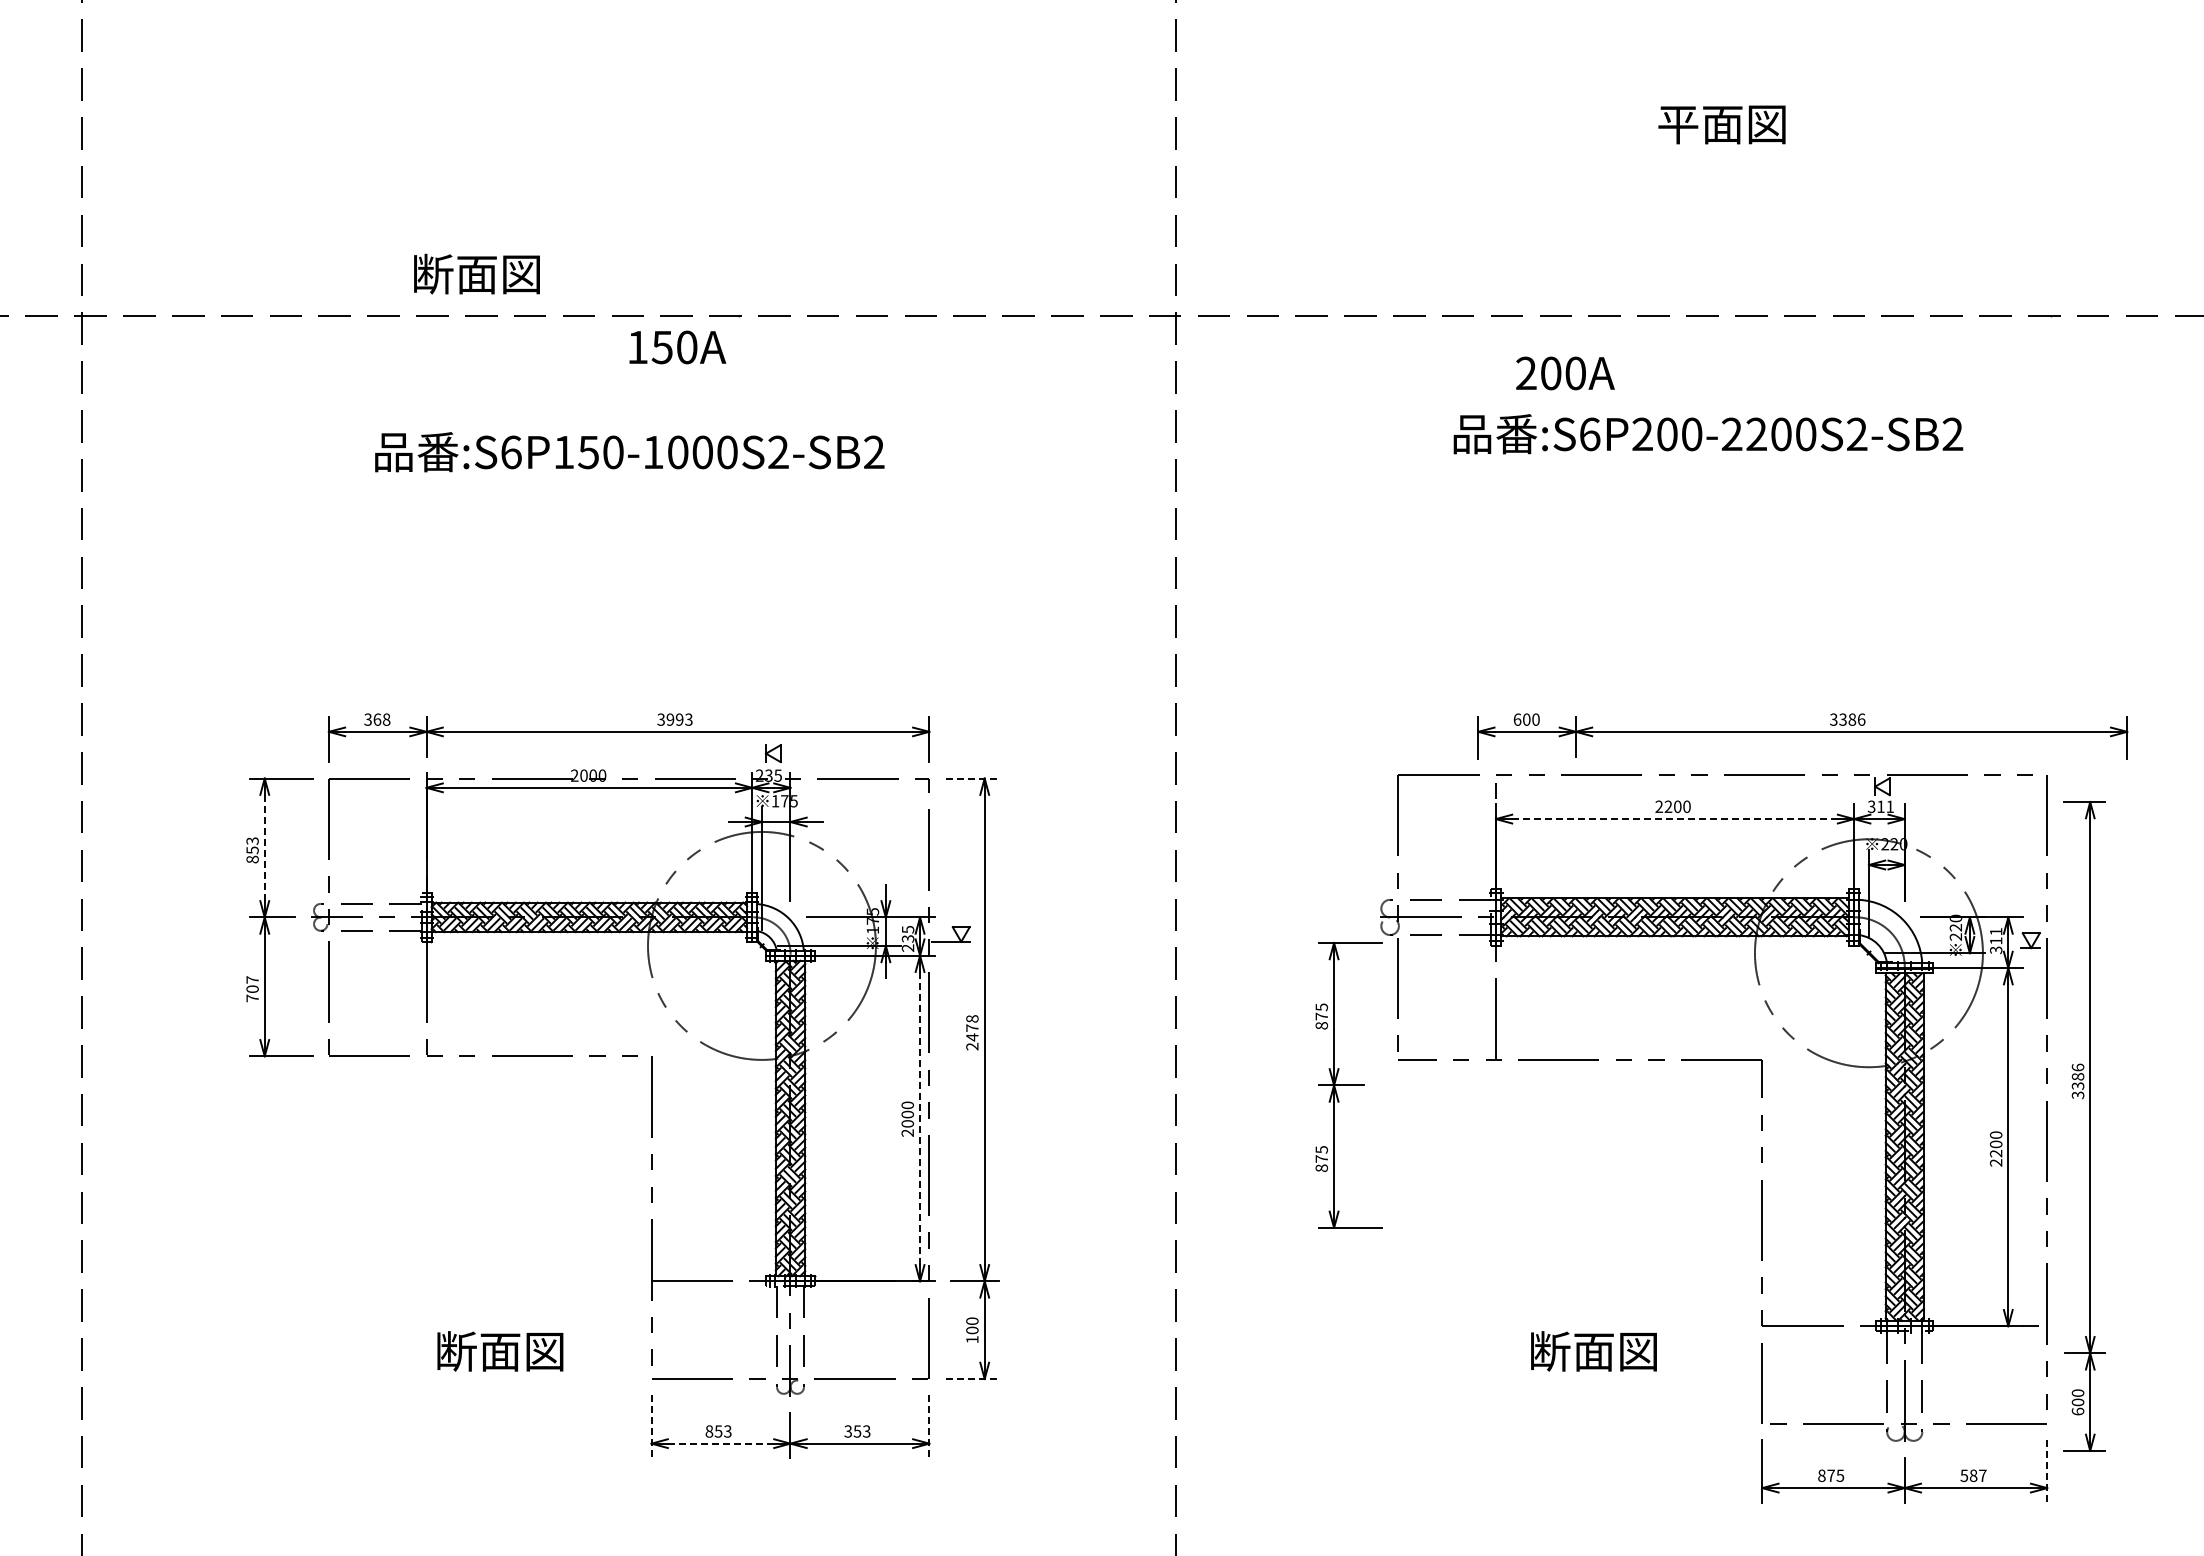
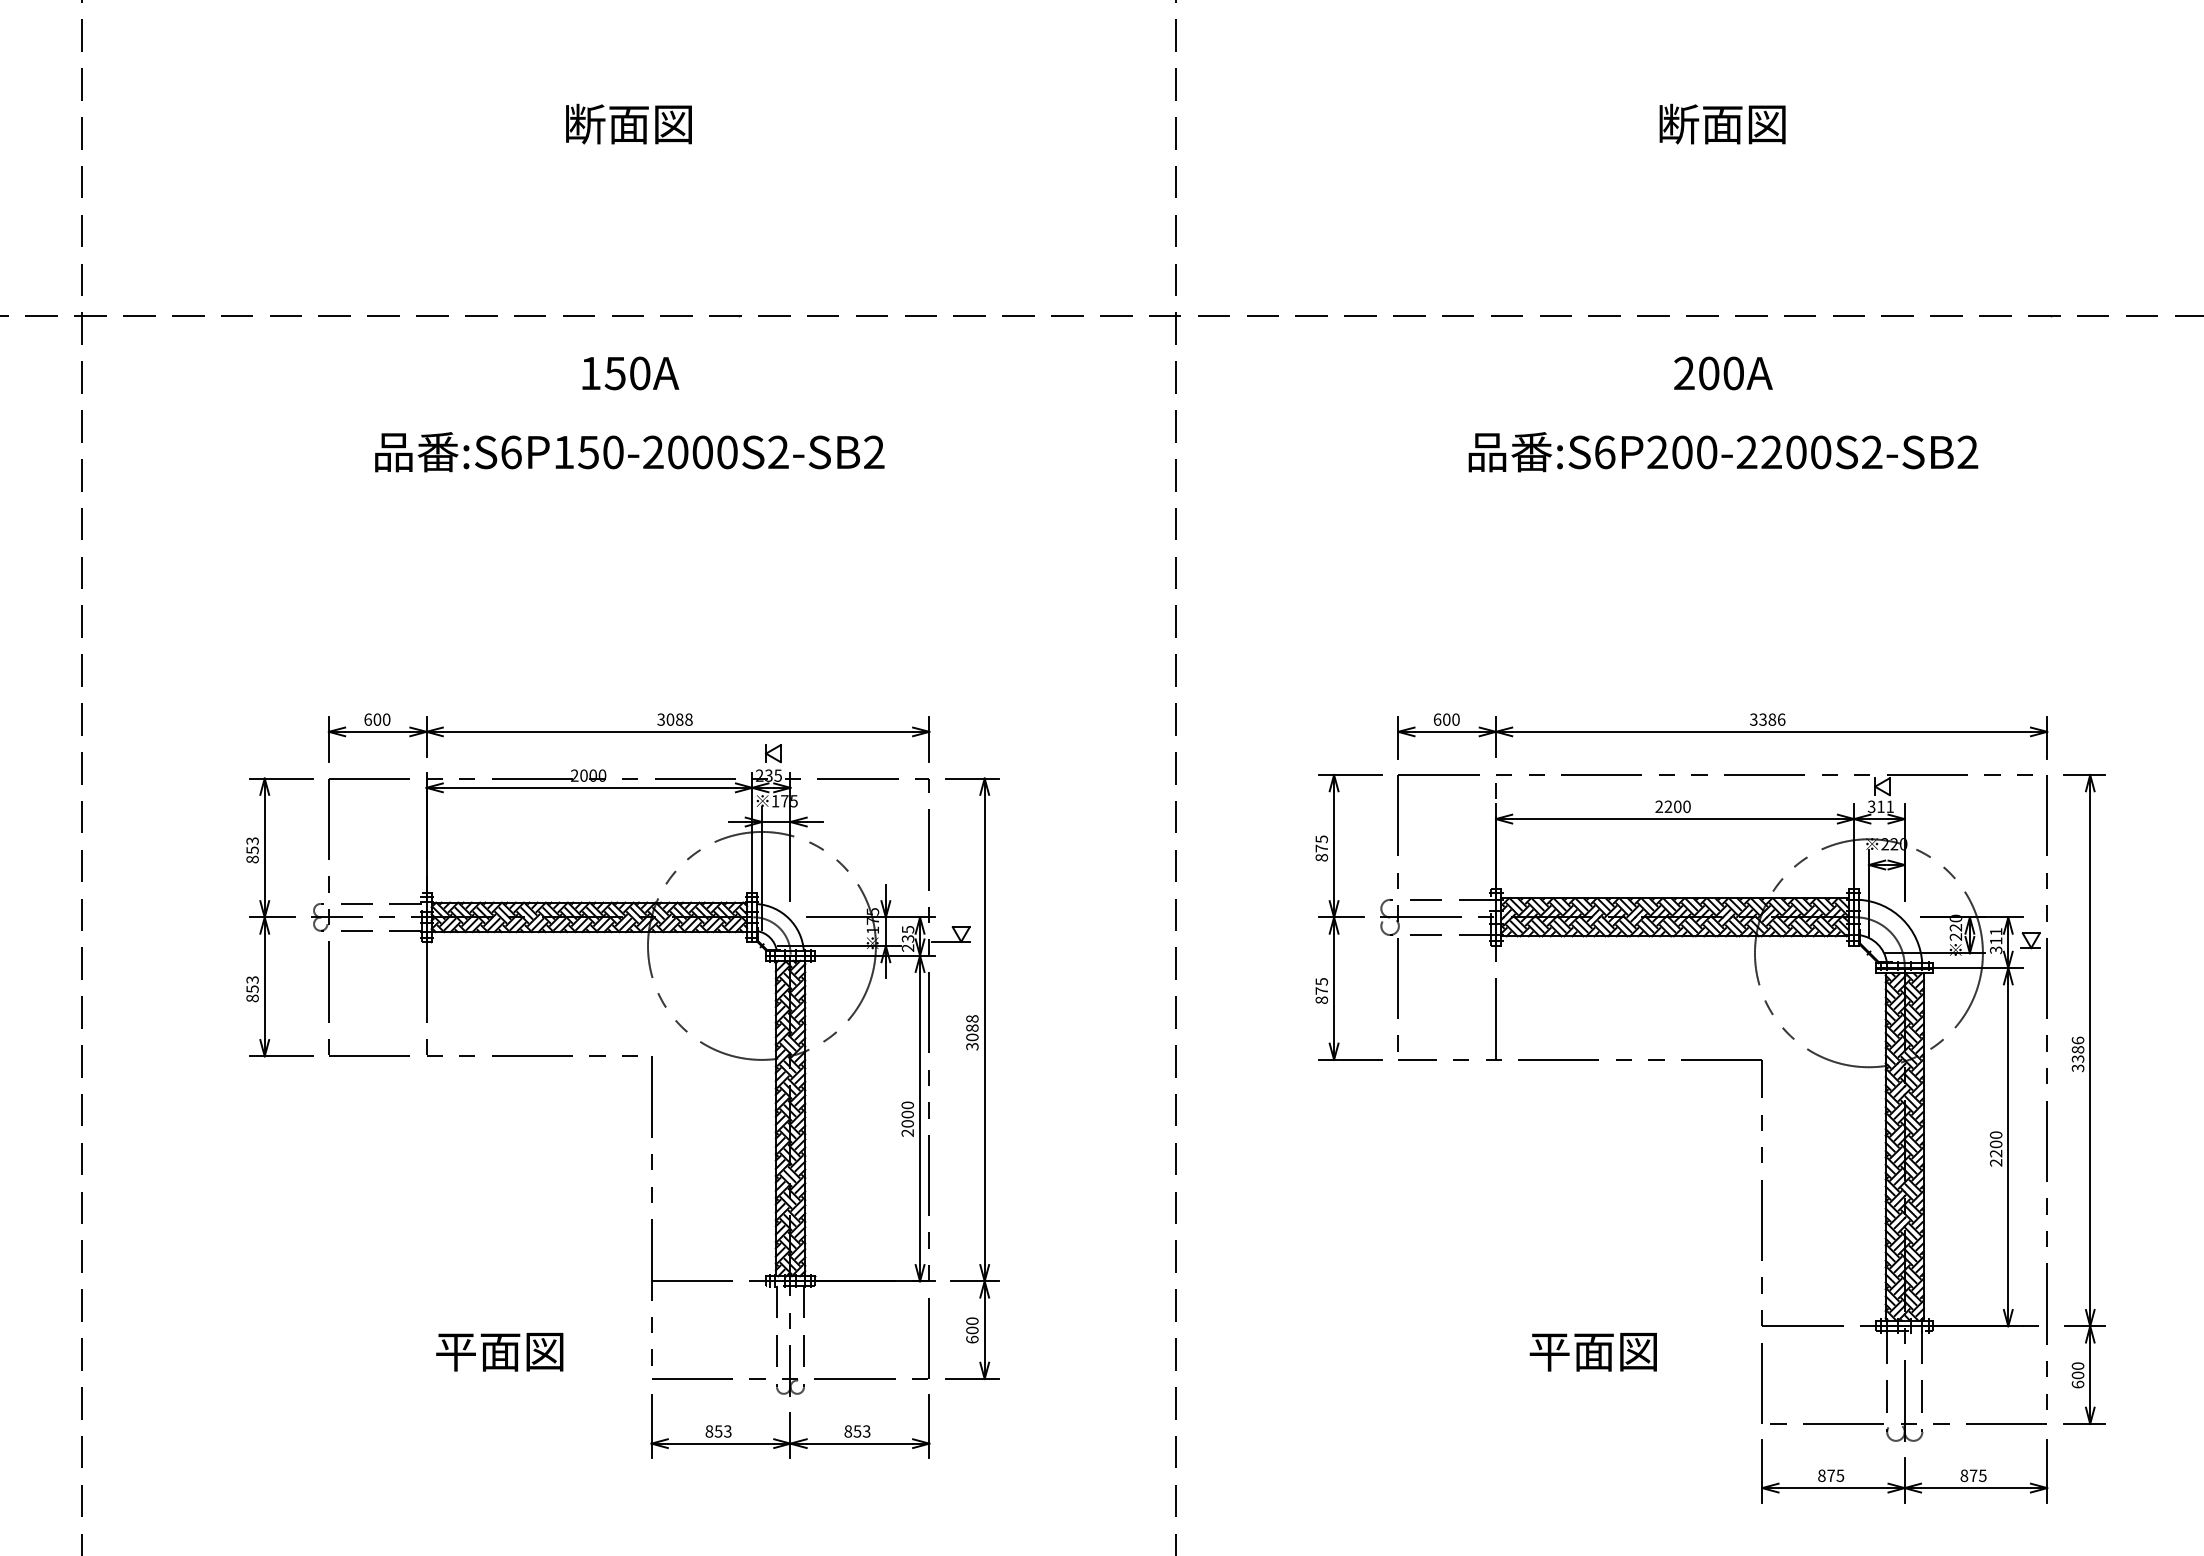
text: 平面図 -> 断面図 (1678, 123)
text position: (476, 273) -> (628, 123) (628, 123)
text position: (677, 347) -> (630, 373) (630, 373)
text position: (1565, 373) -> (1723, 373) (1723, 373)
text position: (1708, 434) -> (1723, 452) (1723, 452)
text: :S6P150-1000S2-SB2 -> :S6P150-2000S2-SB2 (653, 451)
text: 368 -> 600 (377, 719)
text: 3993 -> 3088 (679, 719)
part position: (1802, 736) -> (1722, 736) (1722, 736)
line: dashed -> solid (972, 778)
line: dashed -> solid (1675, 819)
line: dashed -> solid (264, 848)
text: 707 -> 853 (252, 989)
text: 2478 -> 3088 (972, 1037)
part position: (1348, 1085) -> (1348, 917) (1348, 917)
line: dashed -> solid (920, 1118)
part position: (2084, 1126) -> (2084, 1099) (2084, 1099)
text: 100 -> 600 (972, 1339)
text: 断面図 -> 平面図 (456, 1351)
text: 断面図 -> 平面図 (1549, 1351)
line: dashed -> solid (972, 1379)
line: dashed -> solid (651, 1426)
line: dashed -> solid (929, 1426)
text: 353 -> 853 (848, 1431)
line: dashed -> solid (721, 1443)
line: dashed -> solid (2047, 1471)
text: 587 -> 875 (1973, 1475)
